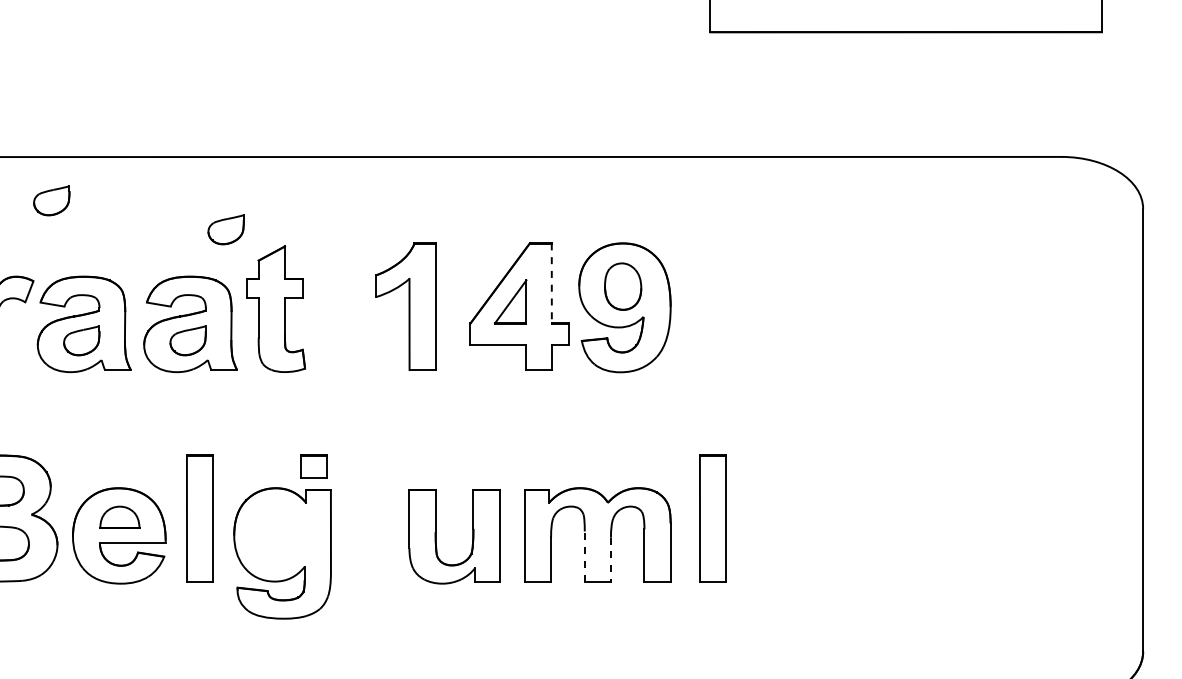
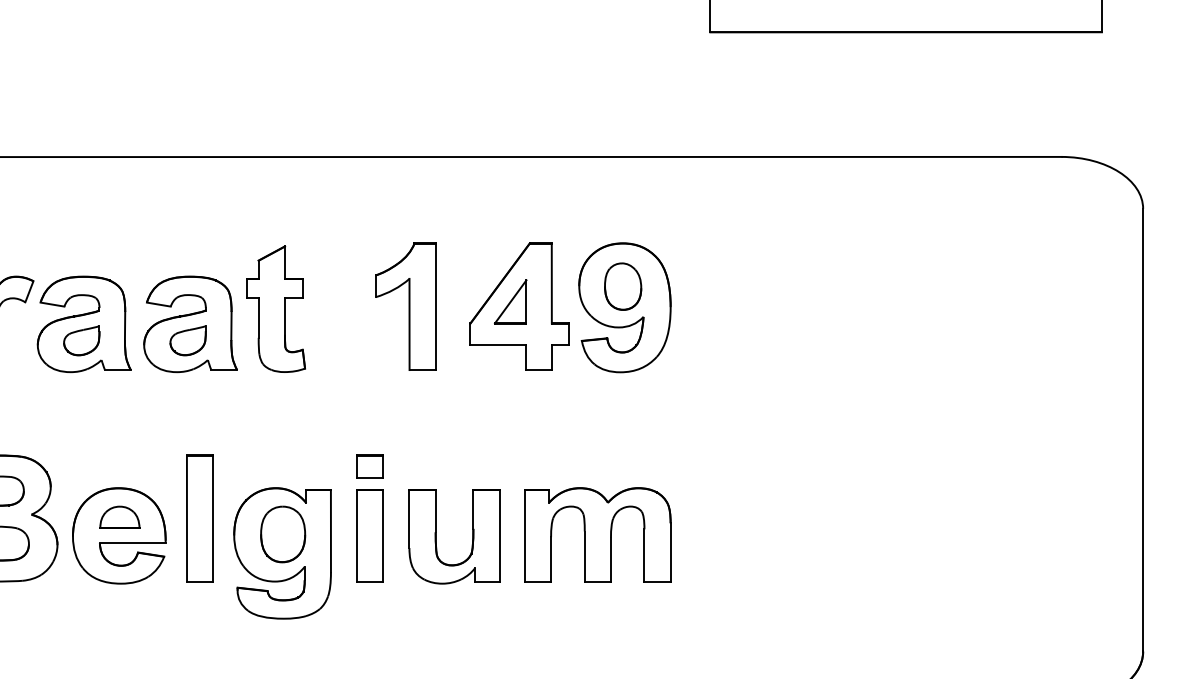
part: present -> none (51, 200)
part: present -> none (225, 229)
line: dashed -> solid (551, 283)
part position: (313, 466) -> (369, 466) (369, 466)
part: present -> none (712, 518)
part: none -> present (283, 534)
part: none -> present (369, 535)
line: dashed -> solid (584, 556)
line: dashed -> solid (611, 559)
